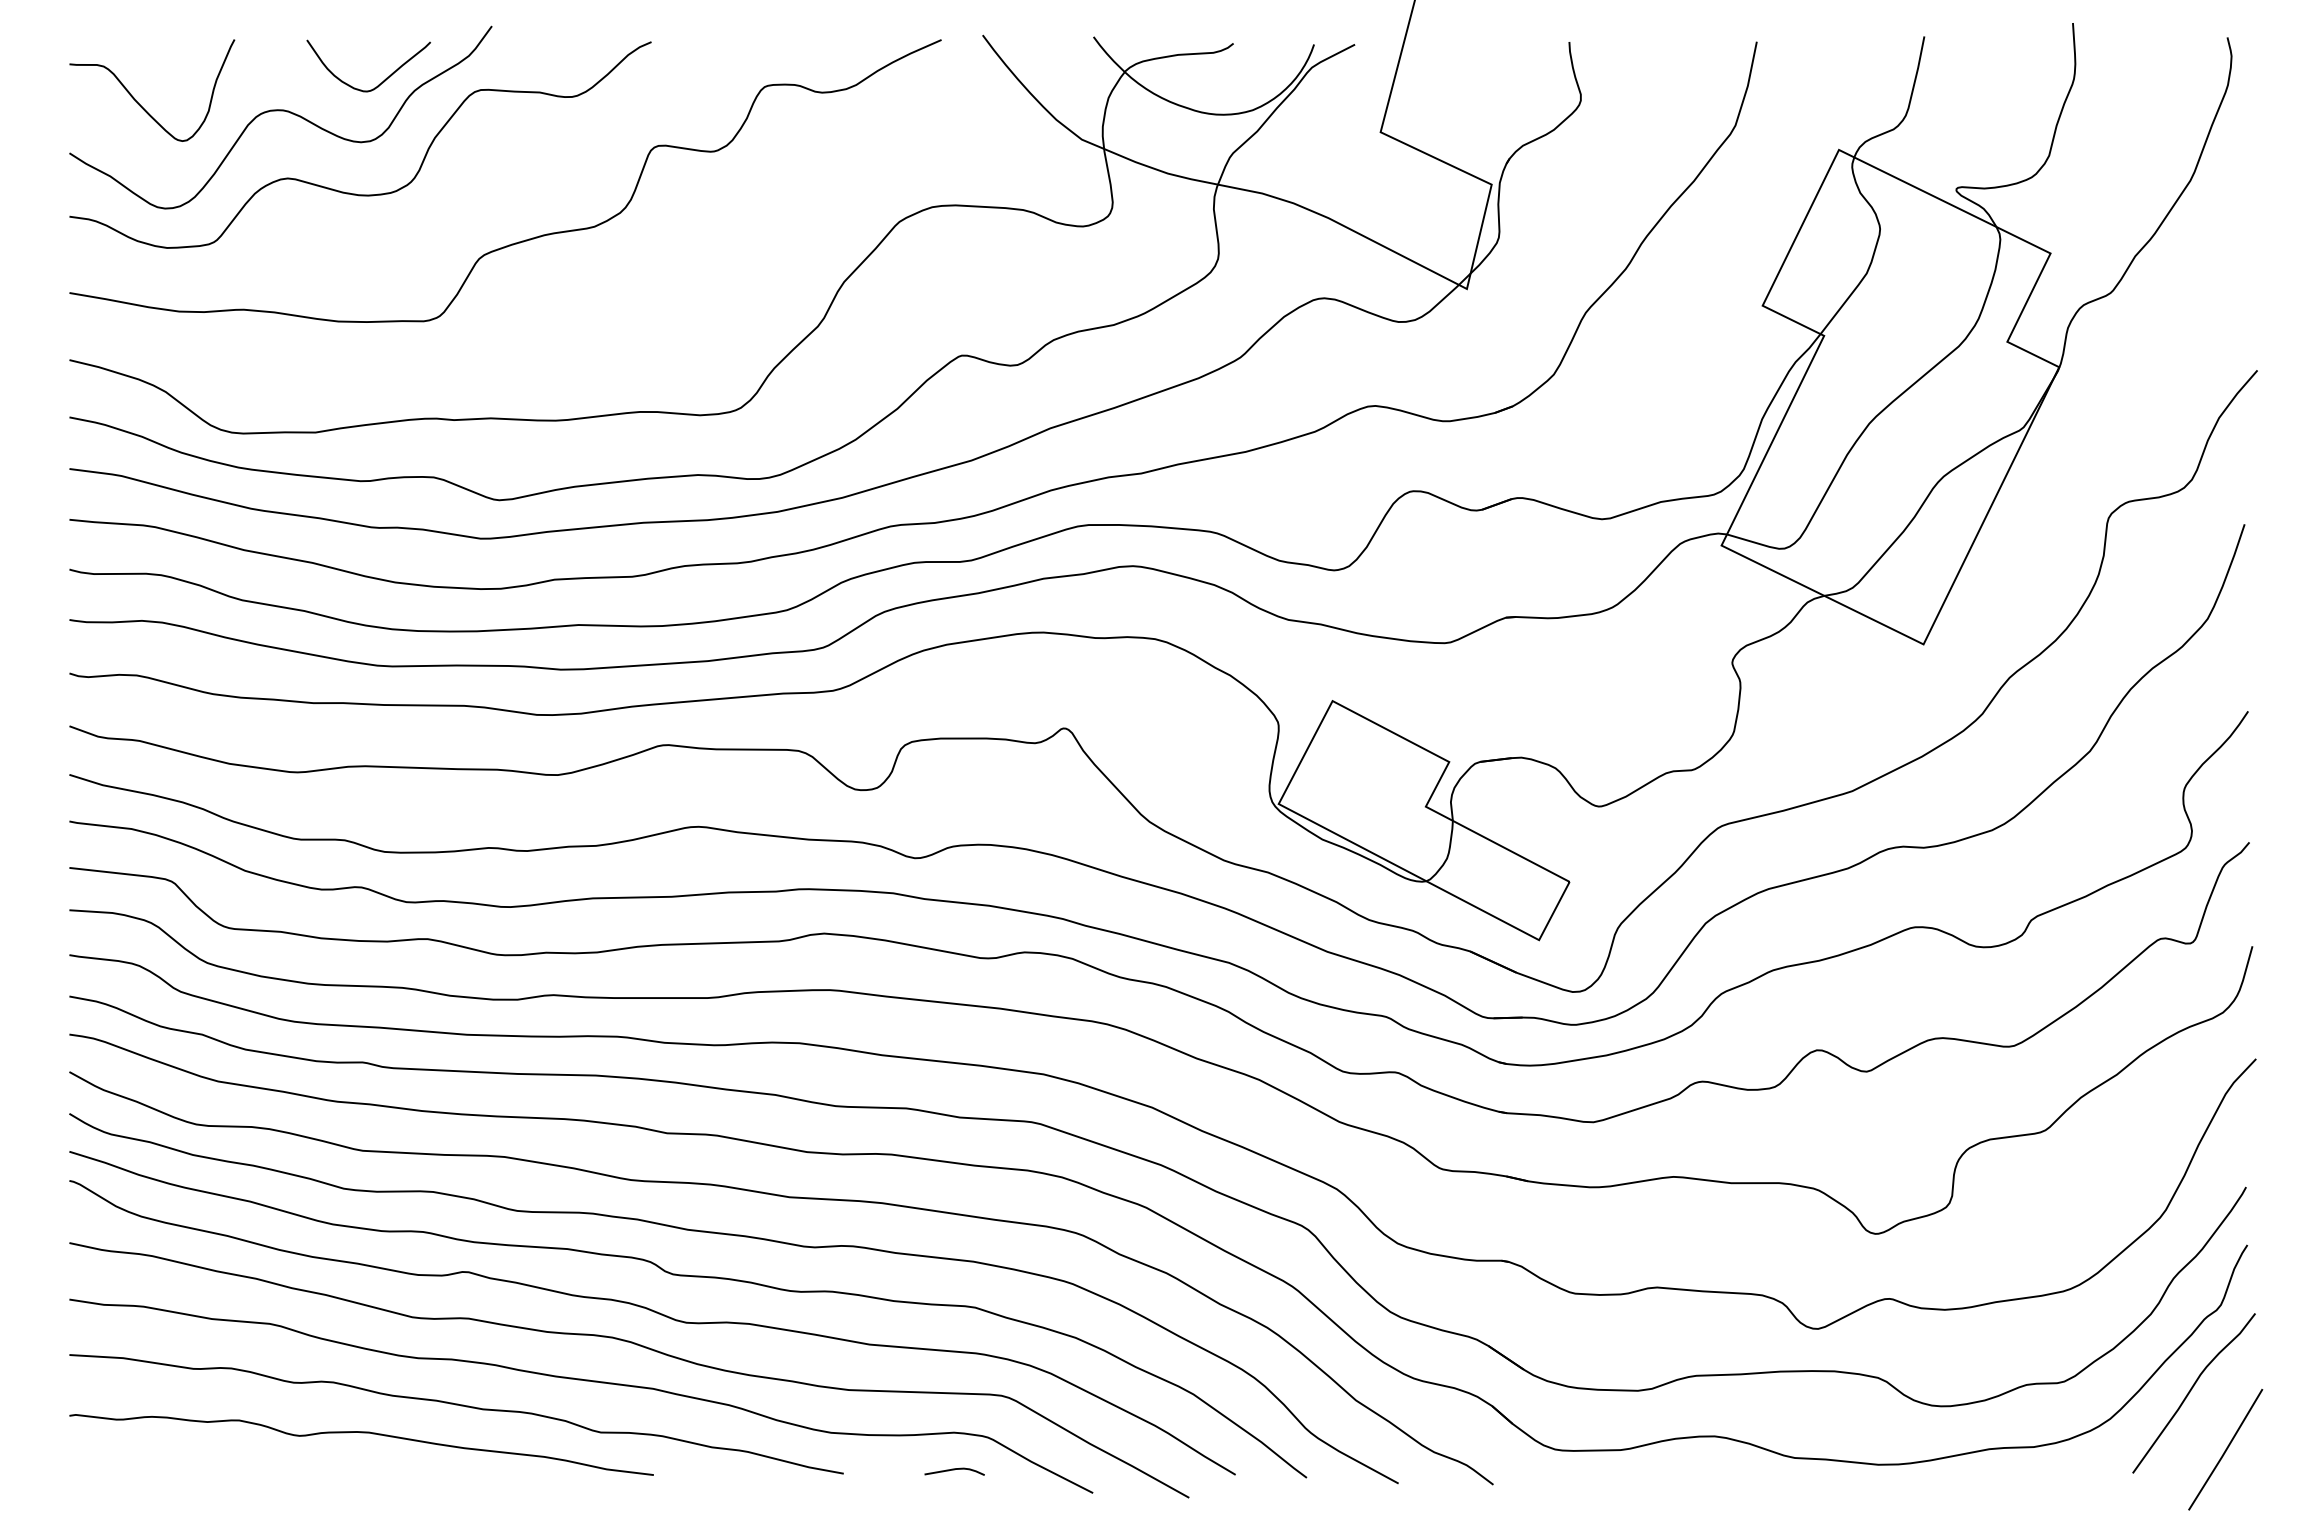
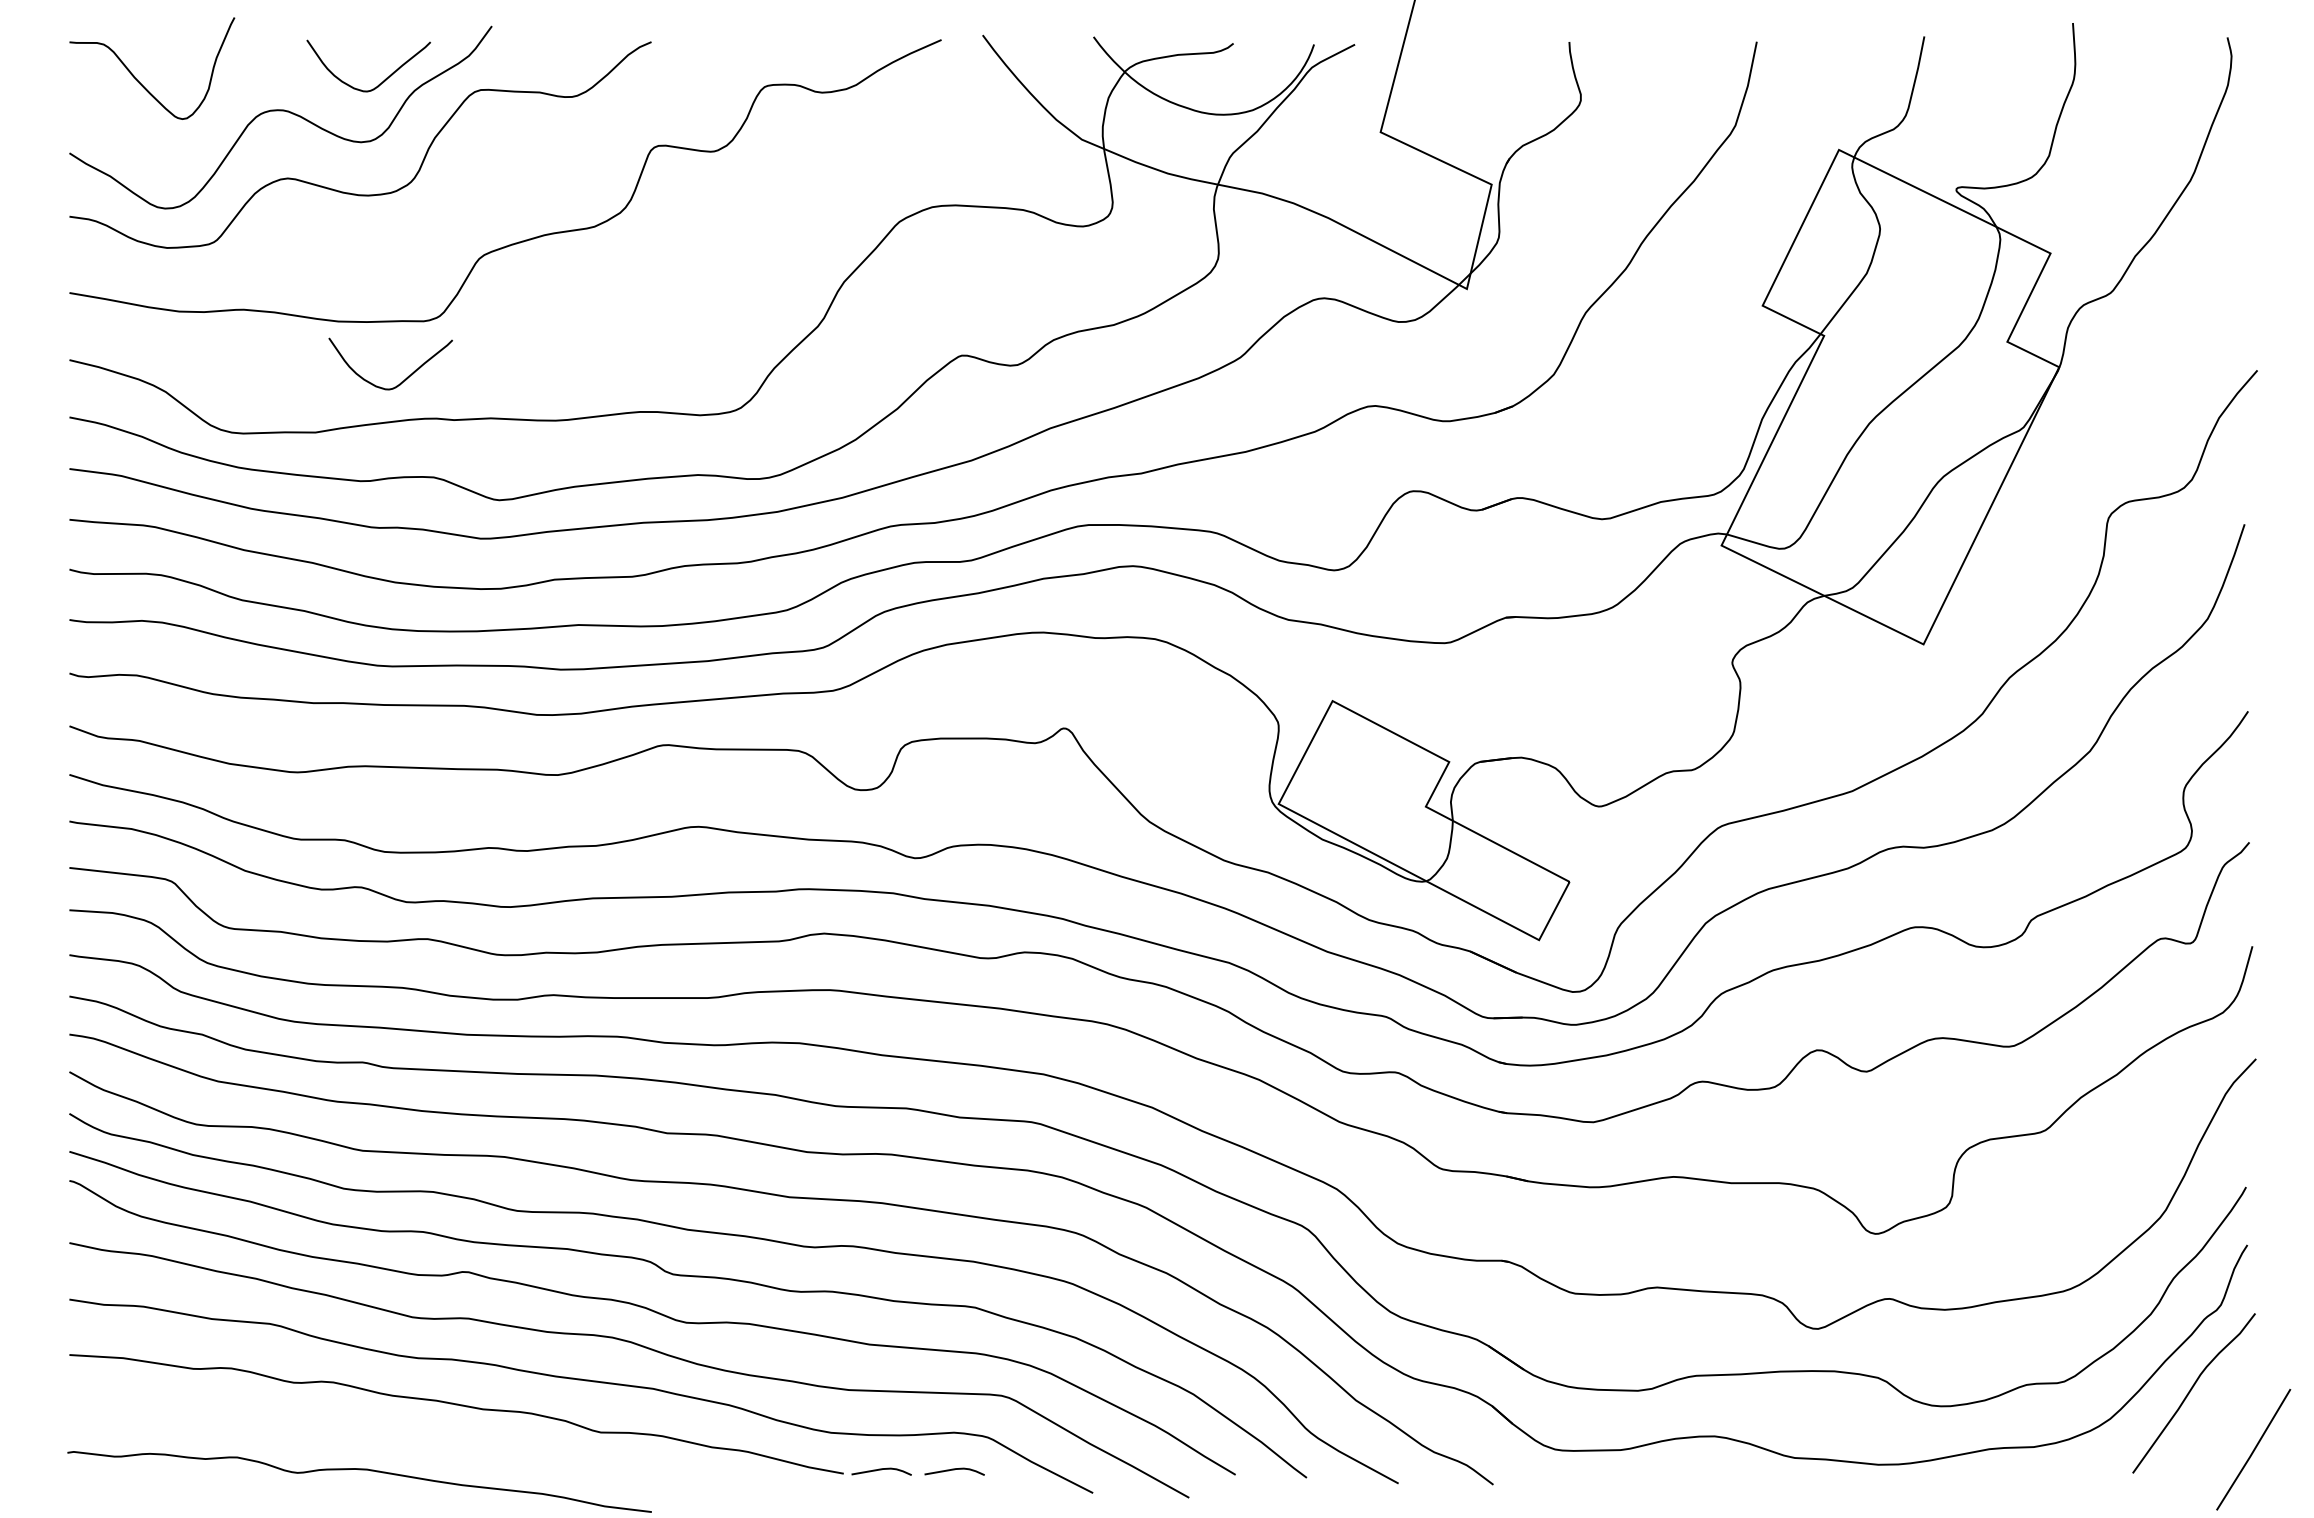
curve position: (139, 103) -> (139, 81) (139, 81)
curve: none -> present (401, 381)
curve position: (361, 1433) -> (359, 1470) (359, 1470)
line position: (2225, 1449) -> (2253, 1449) (2253, 1449)
curve: none -> present (881, 1470)
